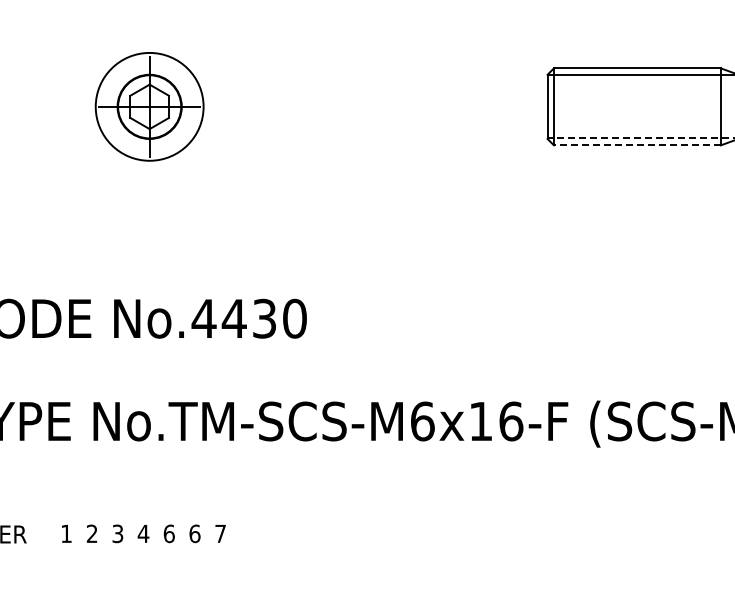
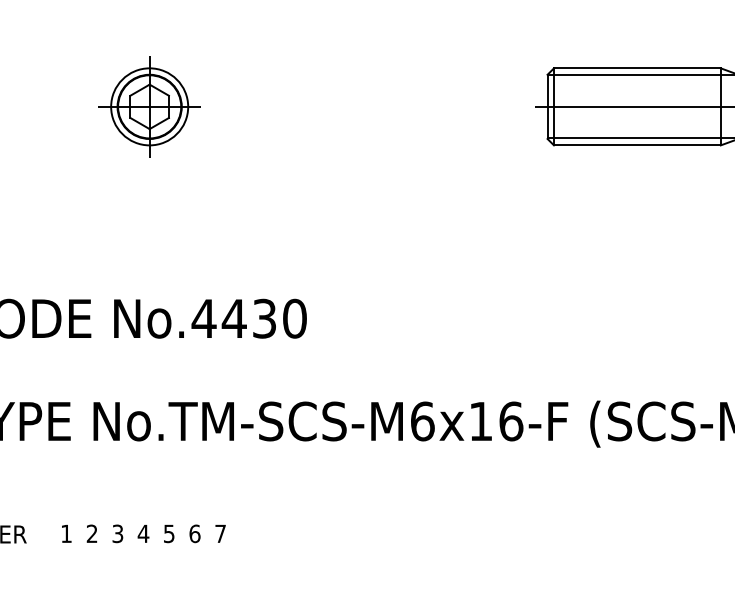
circle diameter: 108 px -> 77 px (149, 106)
line: none -> present (632, 106)
line: dashed -> solid (641, 138)
line: dashed -> solid (636, 145)
text: 6 -> 5 (168, 533)
